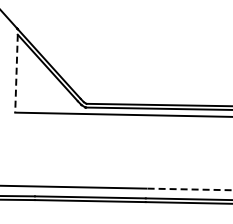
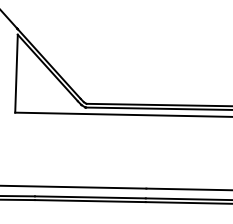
line: dashed -> solid (16, 73)
line: dashed -> solid (189, 189)
